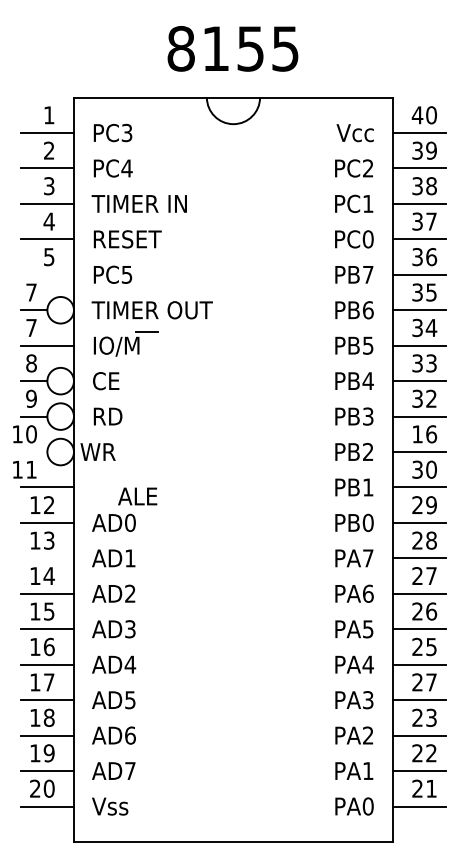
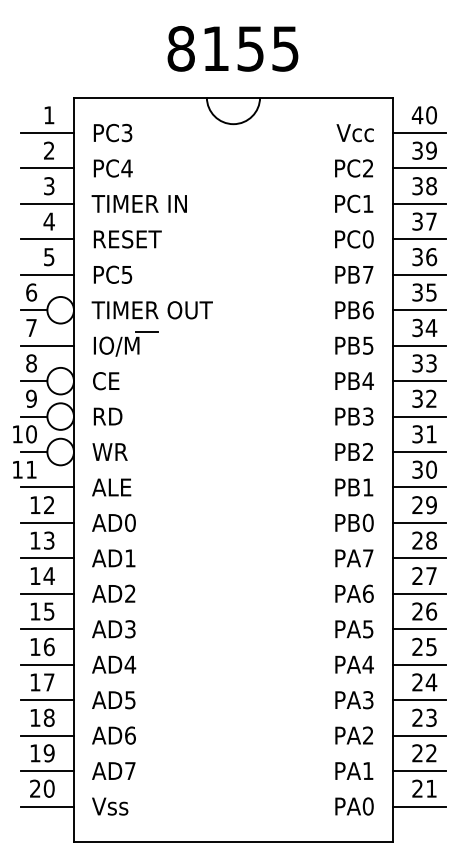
line: none -> present (46, 274)
text: 7 -> 6 (31, 292)
text: 16 -> 31 (424, 434)
text position: (97, 451) -> (109, 451) (109, 451)
line: none -> present (33, 452)
text position: (137, 496) -> (111, 487) (111, 487)
line: none -> present (46, 558)
text: 27 -> 24 (431, 682)
